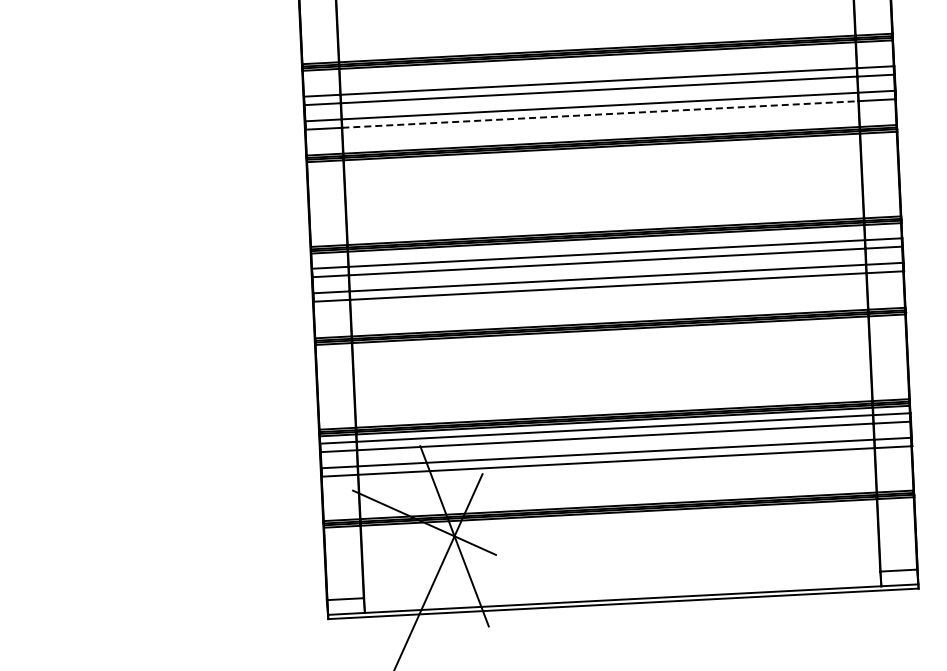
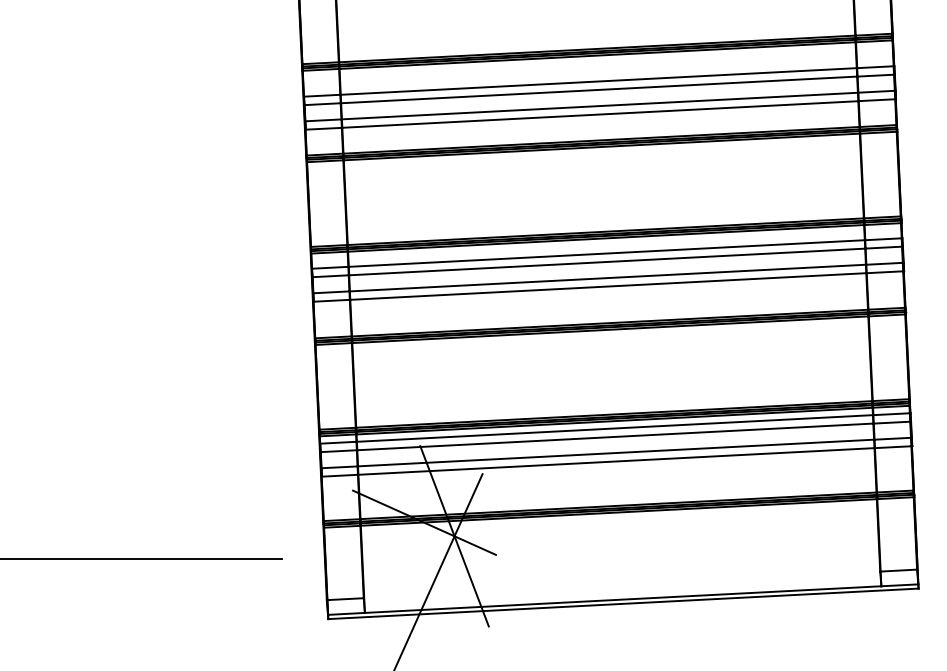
line: dashed -> solid (600, 114)
line: none -> present (142, 559)
